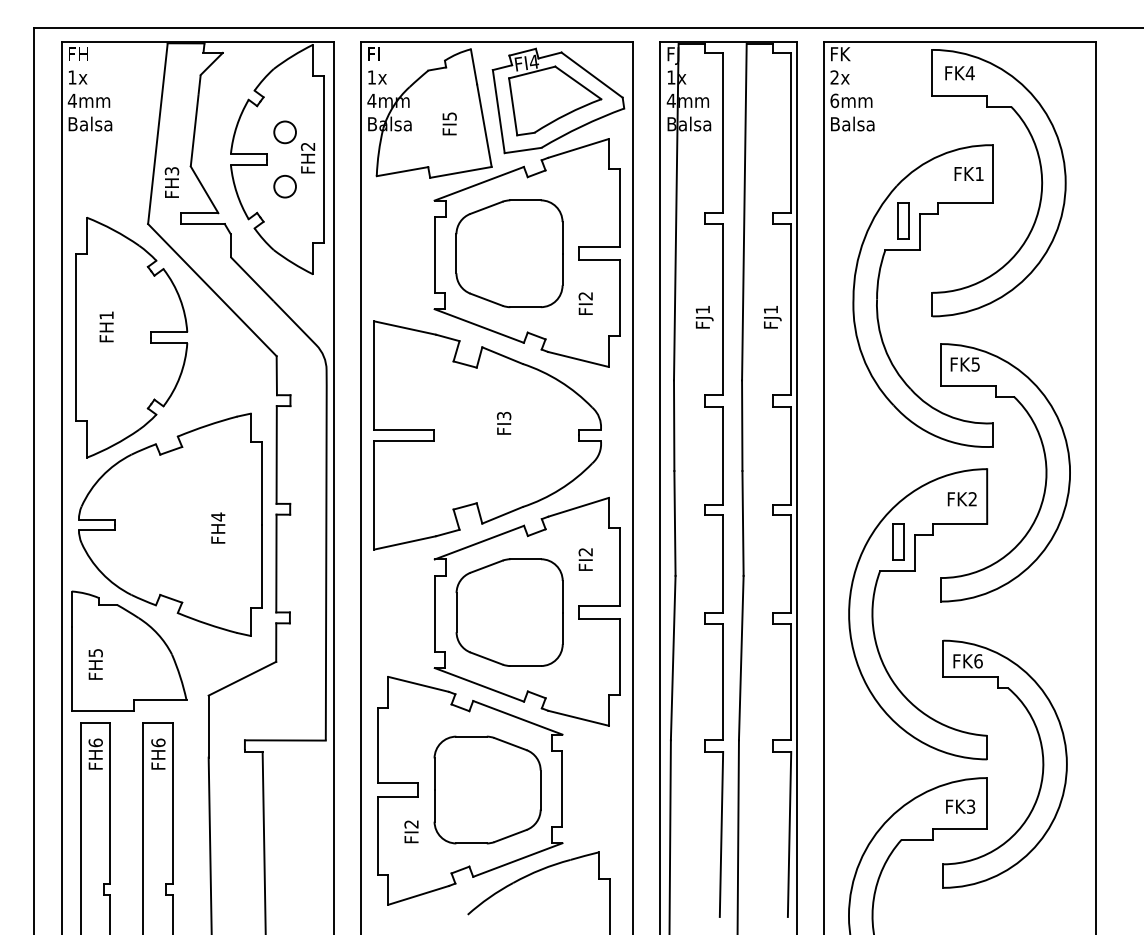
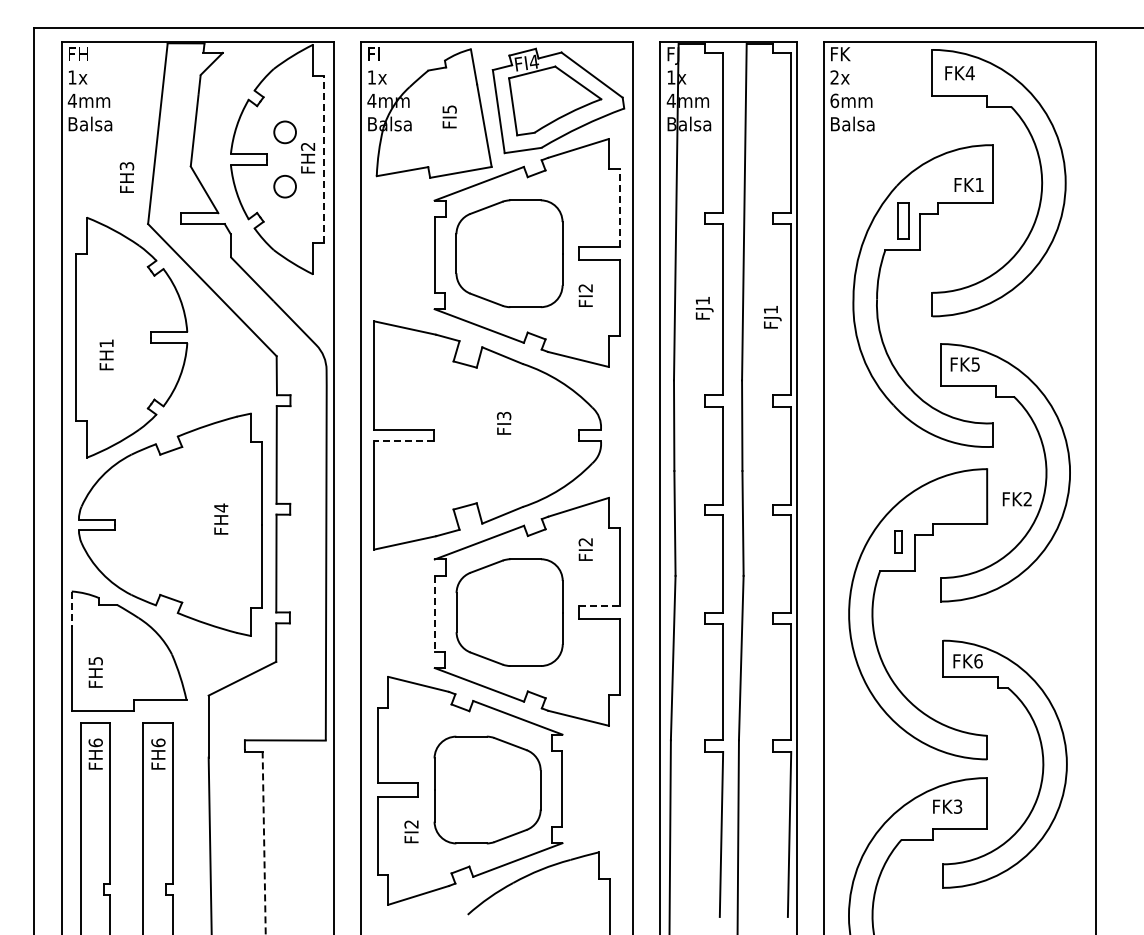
text position: (449, 123) -> (449, 116) (449, 116)
line: solid -> dashed (324, 159)
text position: (968, 173) -> (968, 184) (968, 184)
text position: (171, 182) -> (126, 177) (126, 177)
line: solid -> dashed (619, 208)
text position: (585, 303) -> (585, 295) (585, 295)
text position: (704, 317) -> (704, 308) (704, 308)
text position: (106, 326) -> (106, 354) (106, 354)
line: solid -> dashed (404, 440)
text position: (961, 499) -> (1016, 499) (1016, 499)
text position: (218, 527) -> (221, 518) (221, 518)
part size: 13x38 px -> 9x24 px (898, 541)
text position: (585, 559) -> (585, 549) (585, 549)
line: solid -> dashed (599, 606)
line: solid -> dashed (71, 609)
line: solid -> dashed (434, 614)
text position: (95, 664) -> (95, 672) (95, 672)
text position: (960, 806) -> (947, 806) (947, 806)
line: solid -> dashed (264, 842)
